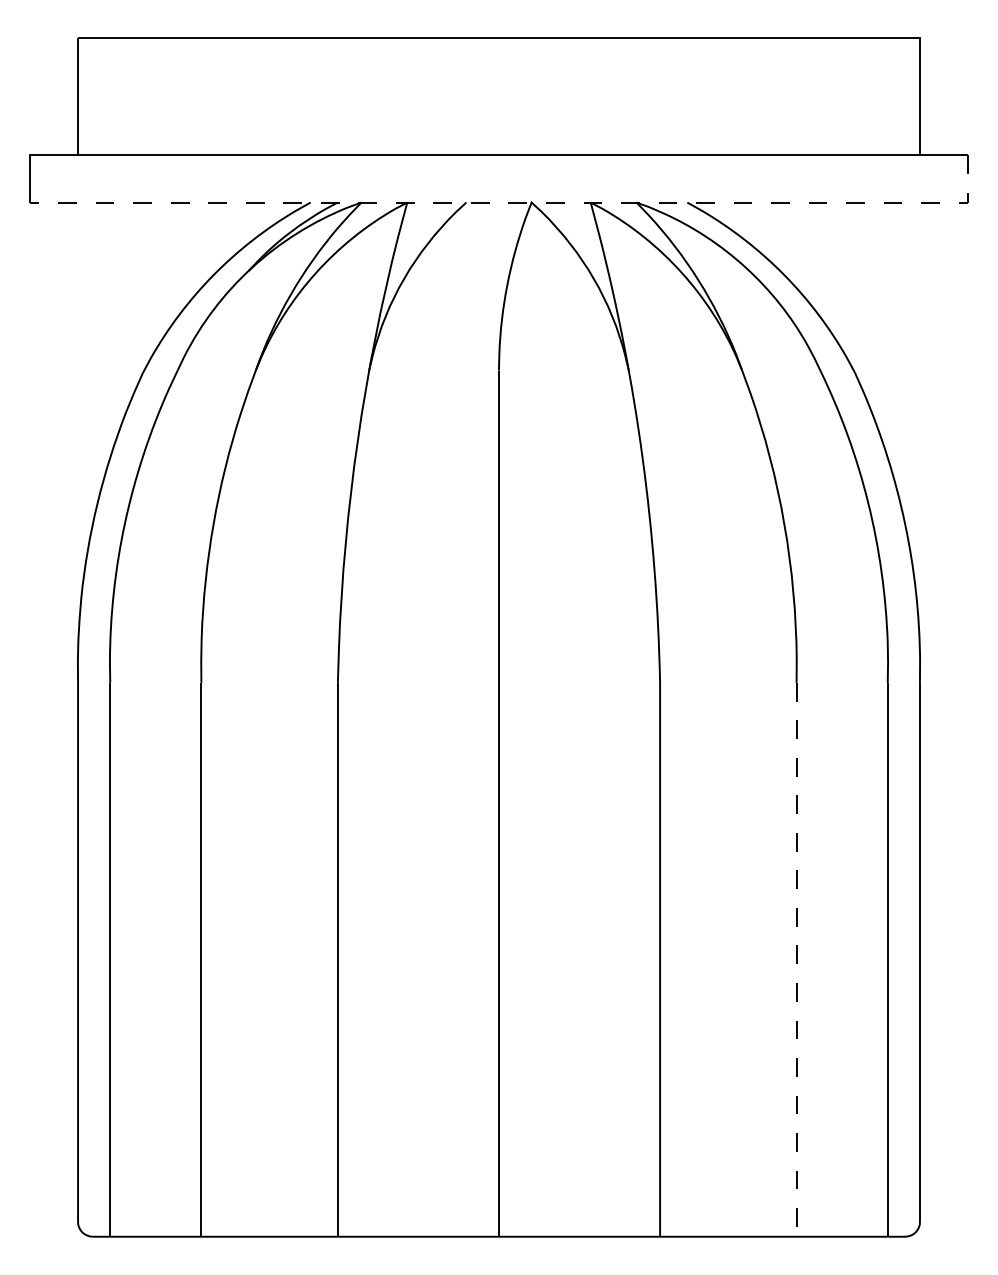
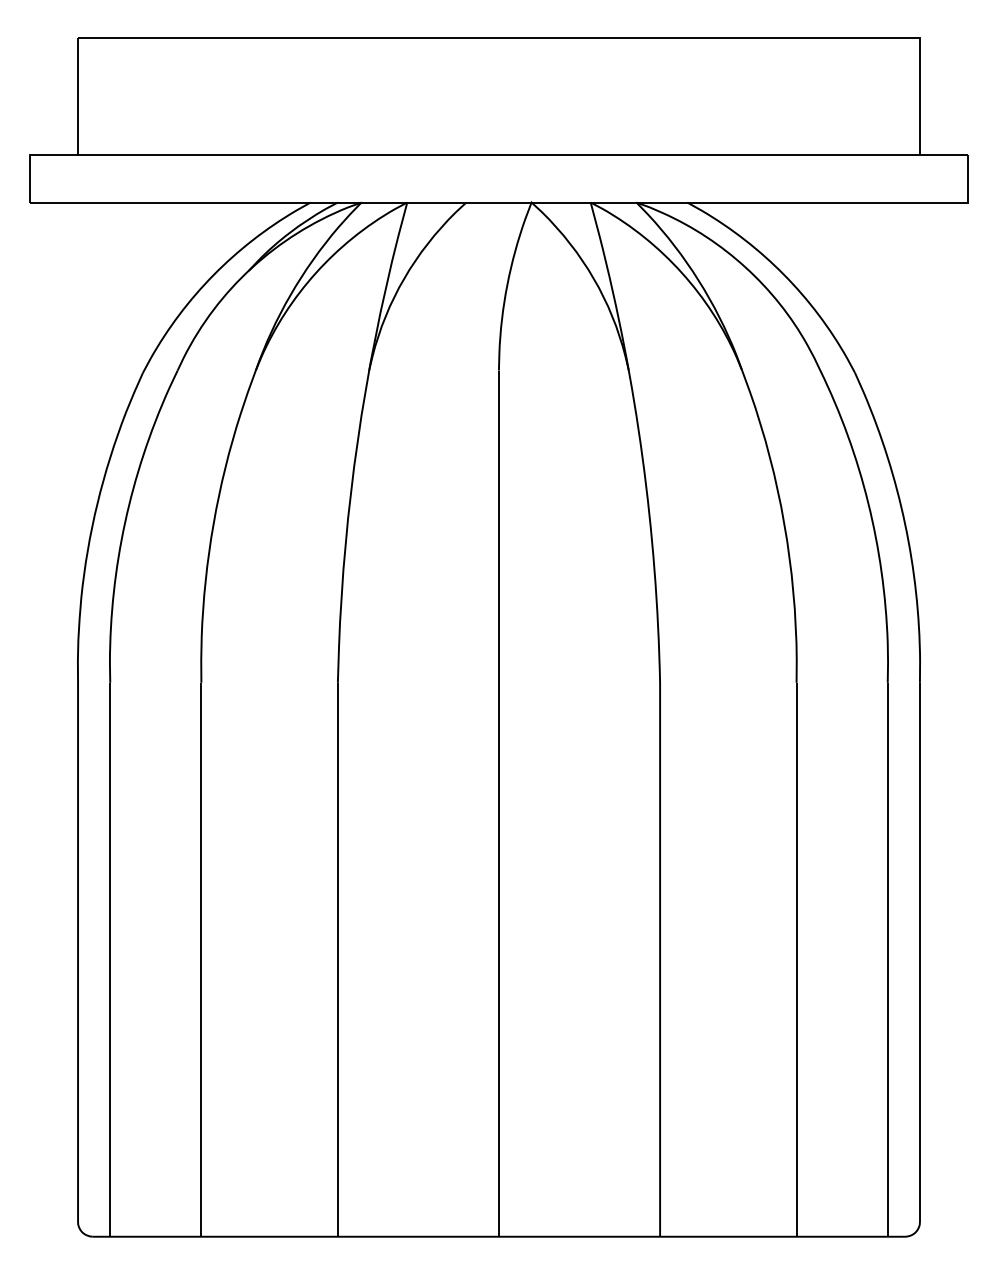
line: dashed -> solid (522, 202)
line: dashed -> solid (796, 959)
